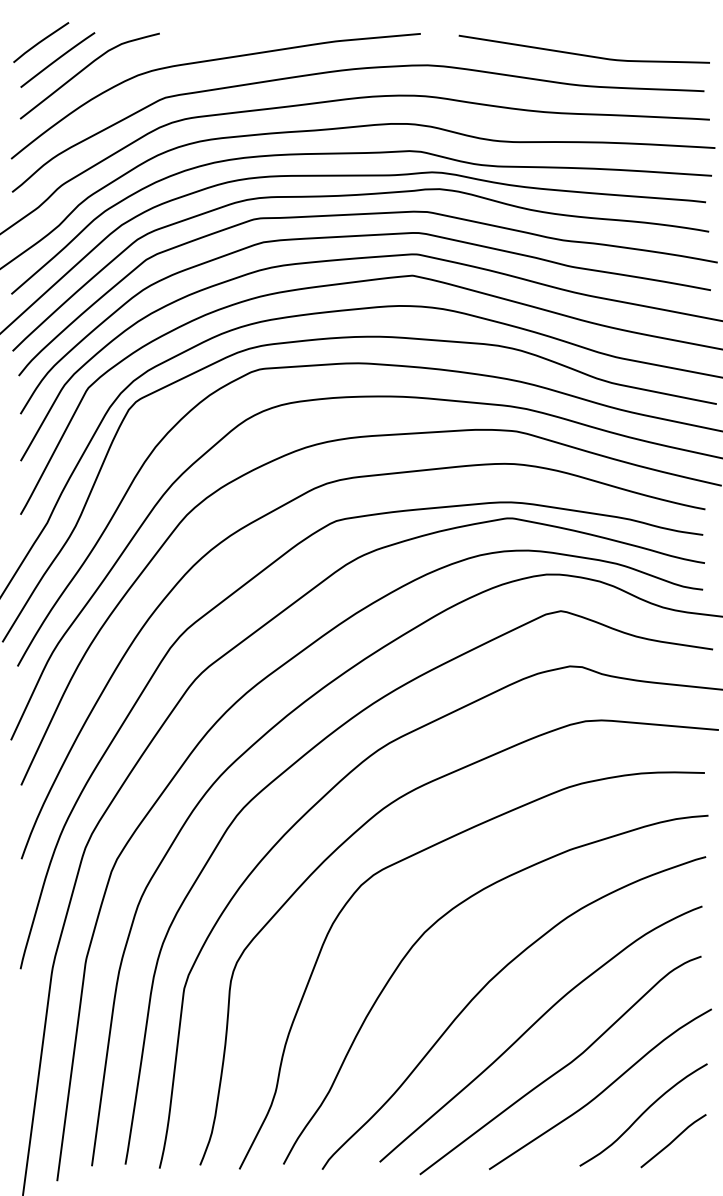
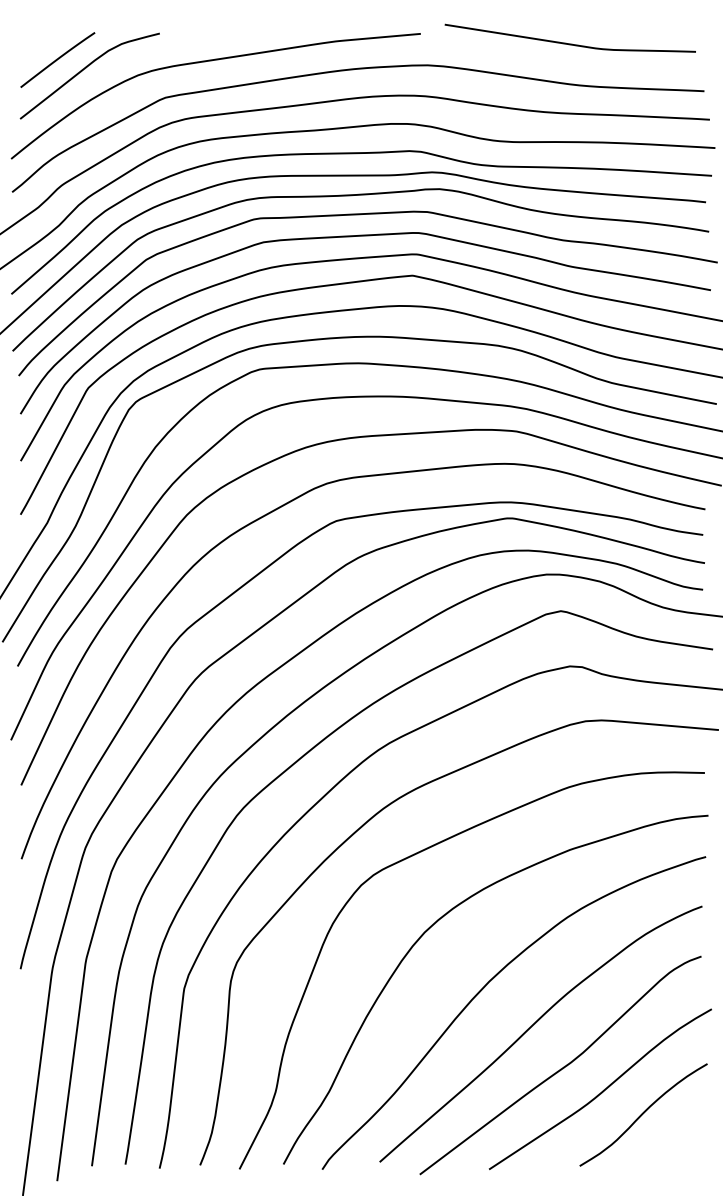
line: present -> none (41, 42)
curve position: (580, 53) -> (566, 42) (566, 42)
curve: present -> none (673, 1141)
